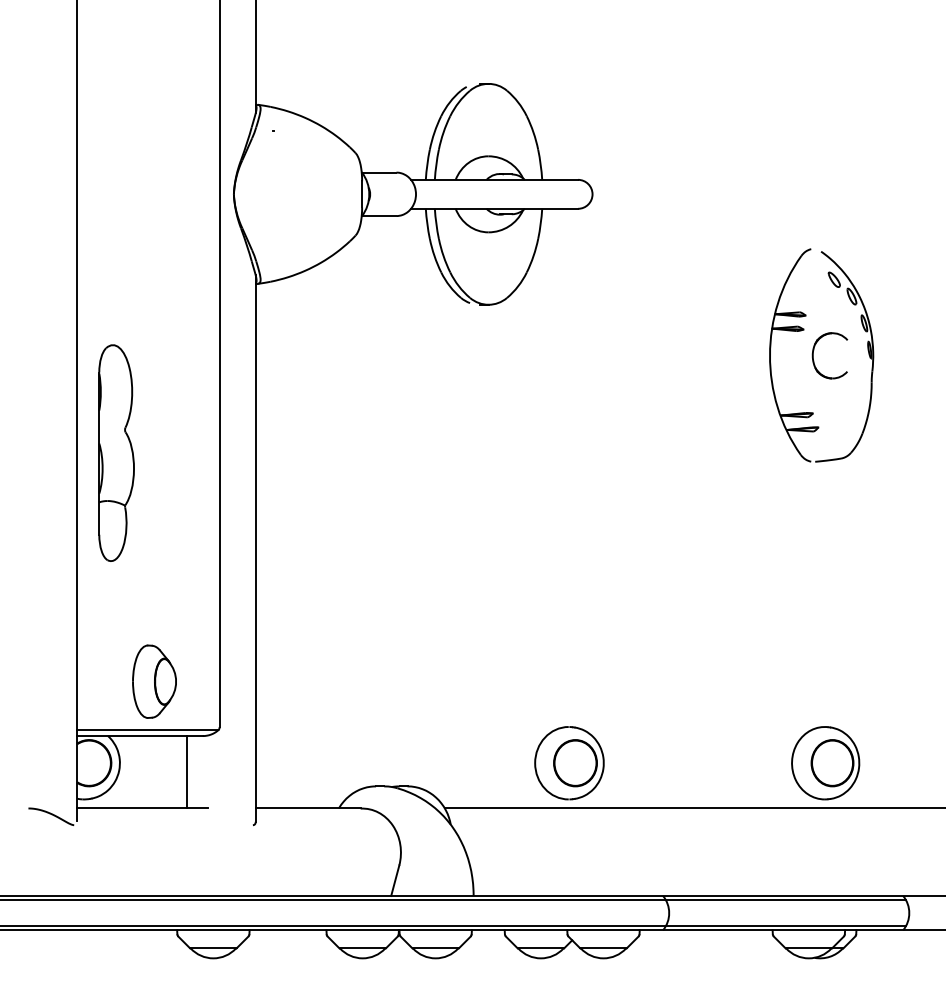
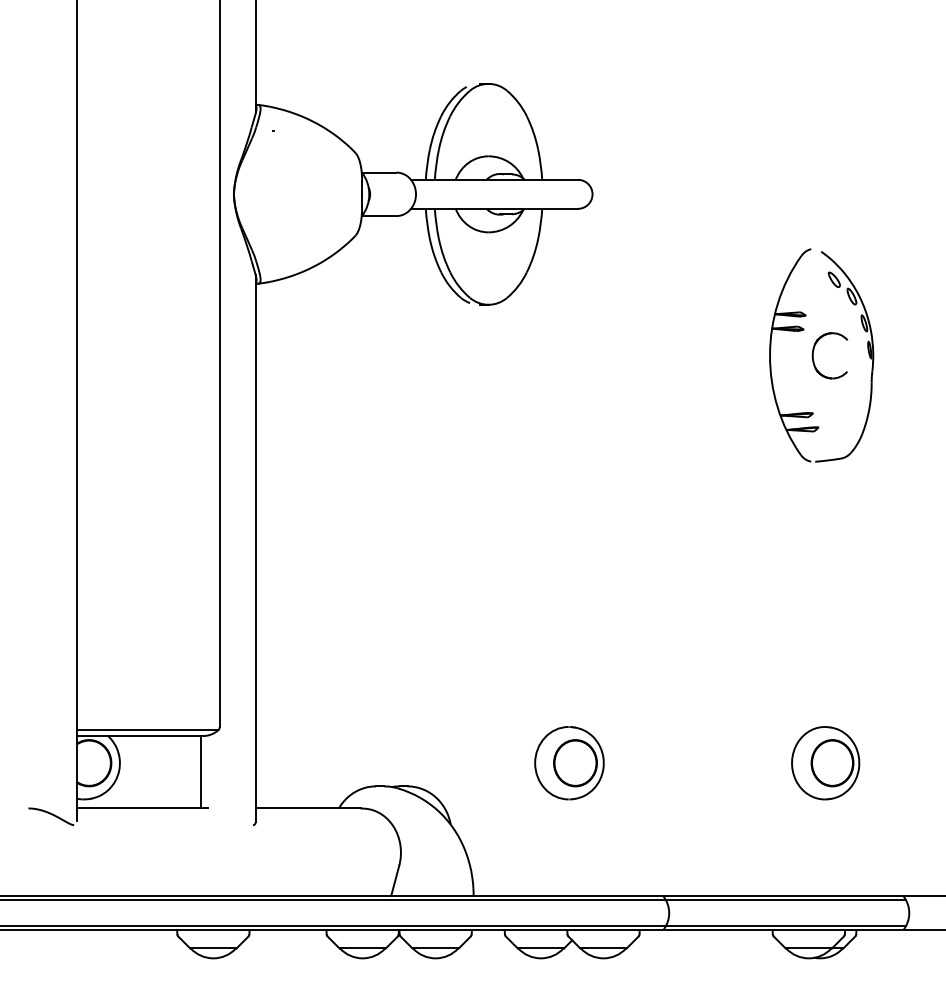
part: present -> none (116, 452)
part: present -> none (154, 681)
line position: (186, 772) -> (200, 772) (200, 772)
line: present -> none (693, 808)
